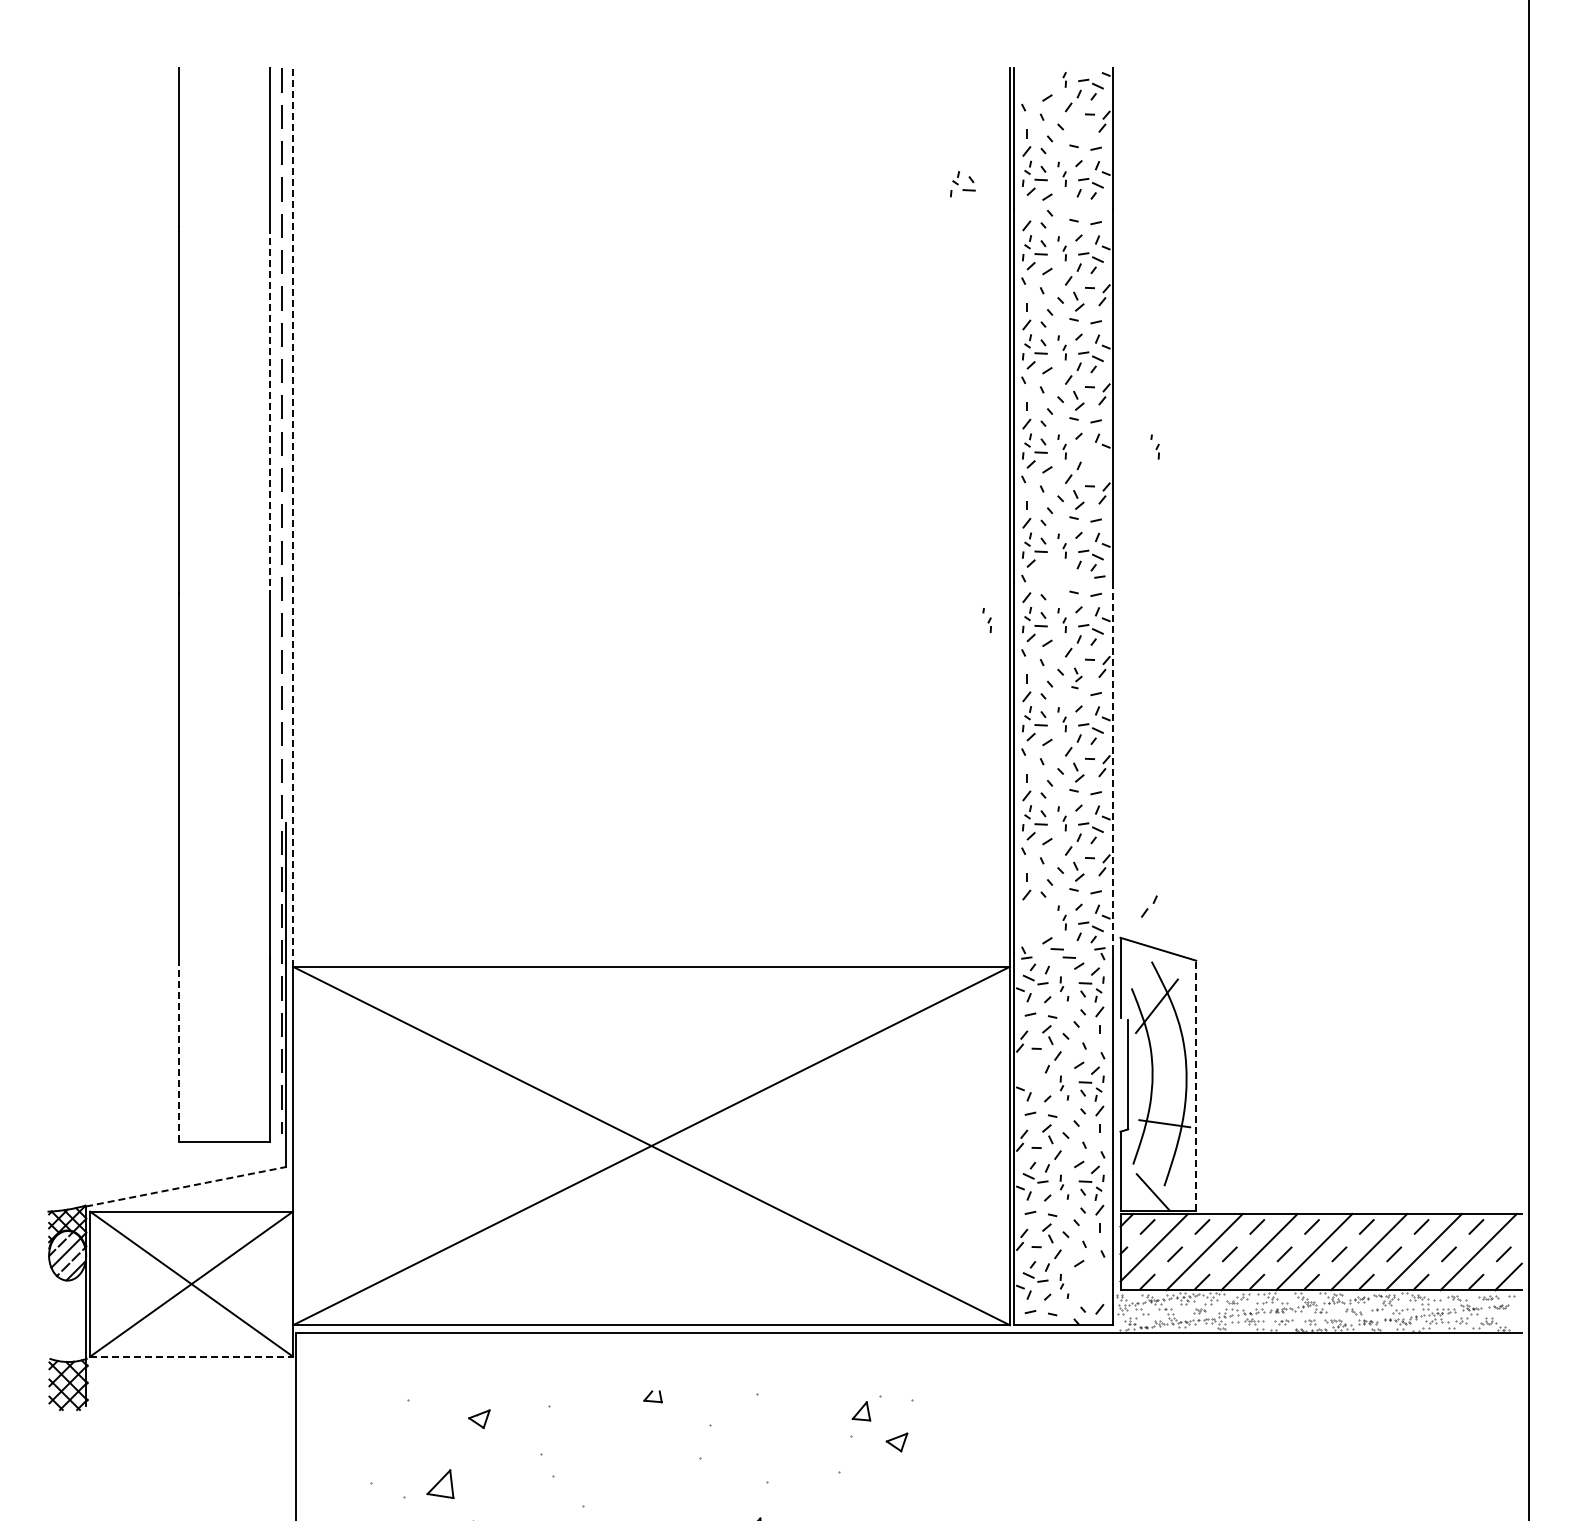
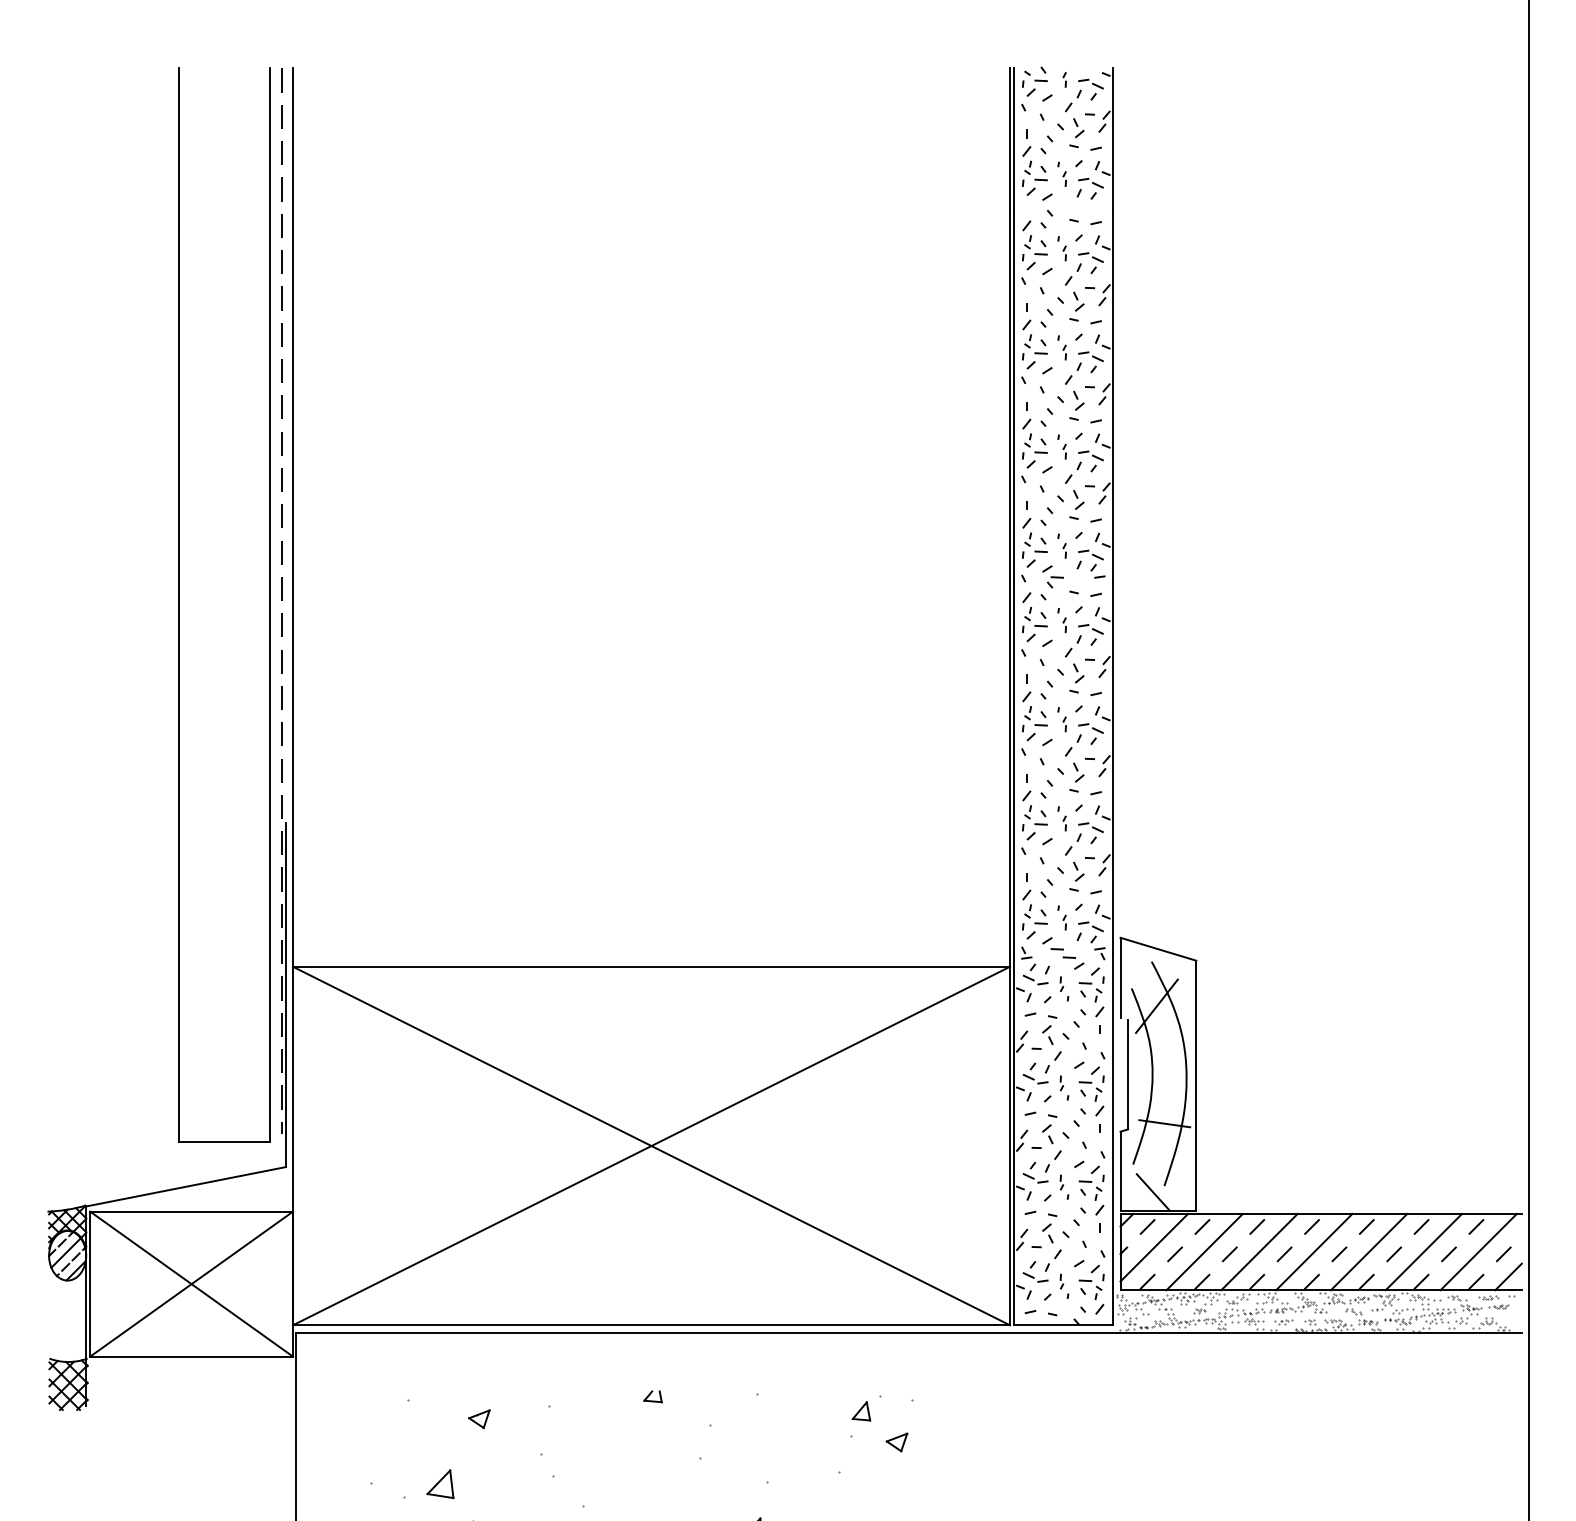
part: none -> present (1034, 81)
part: none -> present (1078, 127)
part: present -> none (962, 184)
line: dashed -> solid (270, 410)
part: present -> none (1154, 446)
part: none -> present (1090, 461)
line: dashed -> solid (293, 517)
part: none -> present (1052, 576)
part: present -> none (986, 620)
part size: 12x23 px -> 16x31 px (1076, 678)
line: dashed -> solid (1112, 767)
part: present -> none (1149, 906)
part: none -> present (1034, 921)
line: dashed -> solid (178, 1050)
part: none -> present (1035, 1073)
line: dashed -> solid (1196, 1085)
line: dashed -> solid (185, 1186)
part: none -> present (1091, 1281)
line: dashed -> solid (191, 1356)
